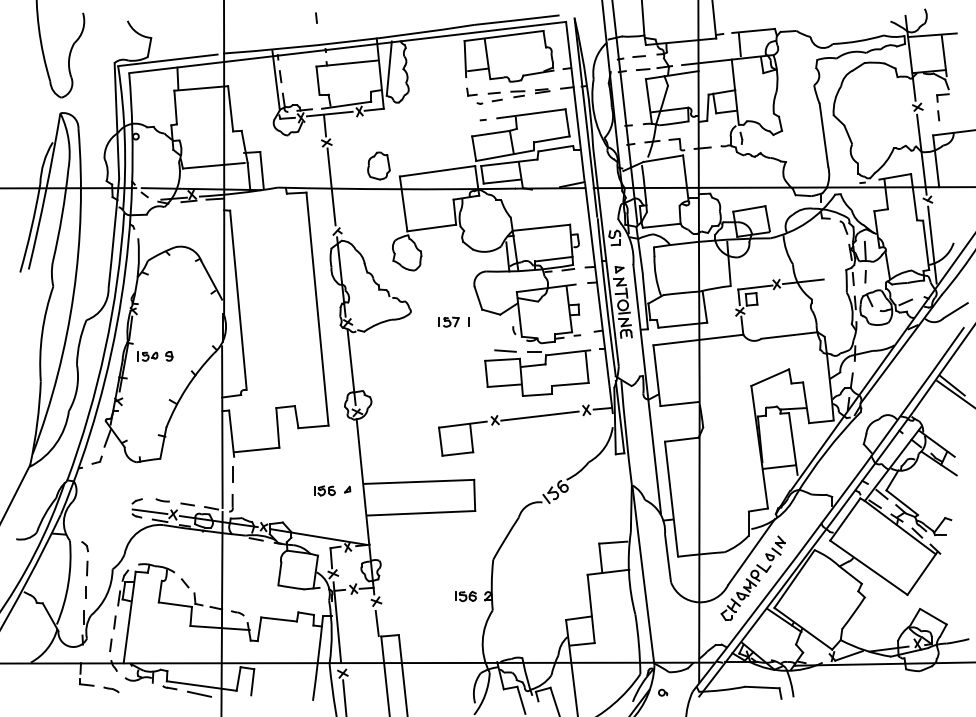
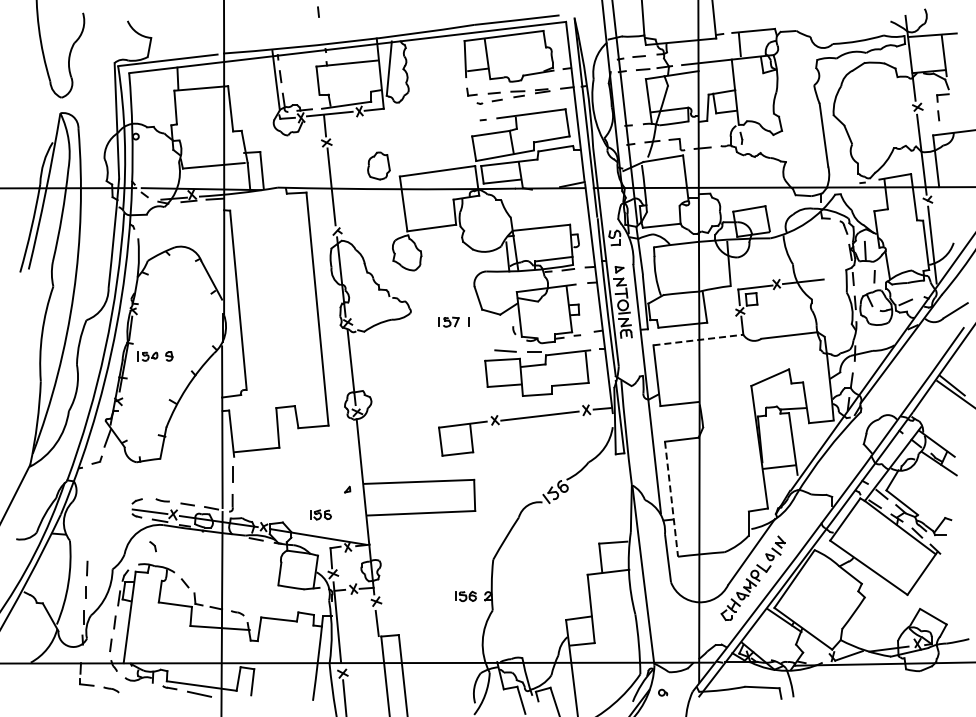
line position: (316, 17) -> (318, 11) (318, 11)
line position: (865, 276) -> (874, 276) (874, 276)
line: solid -> dashed (698, 339)
part position: (324, 490) -> (320, 514) (320, 514)
line: solid -> dashed (671, 499)
part position: (84, 546) -> (152, 546) (152, 546)
